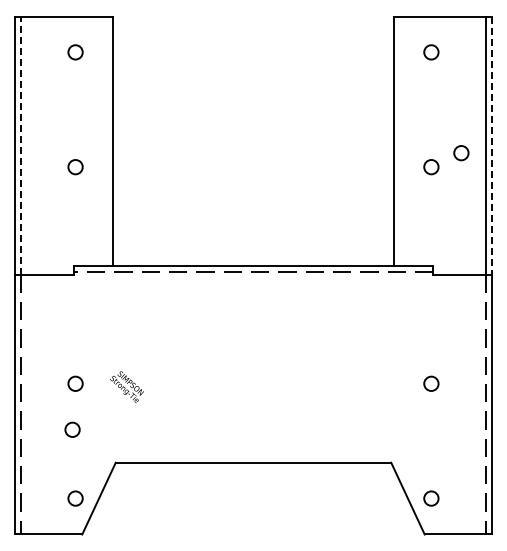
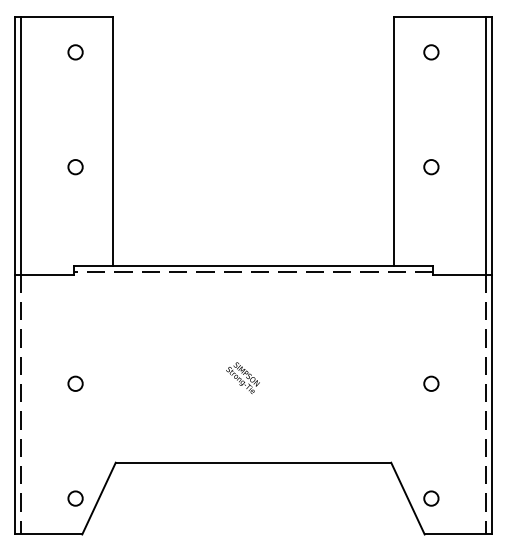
line: dashed -> solid (21, 145)
line: dashed -> solid (491, 146)
circle: present -> none (461, 153)
text position: (126, 386) -> (242, 377) (242, 377)
circle: present -> none (72, 429)
